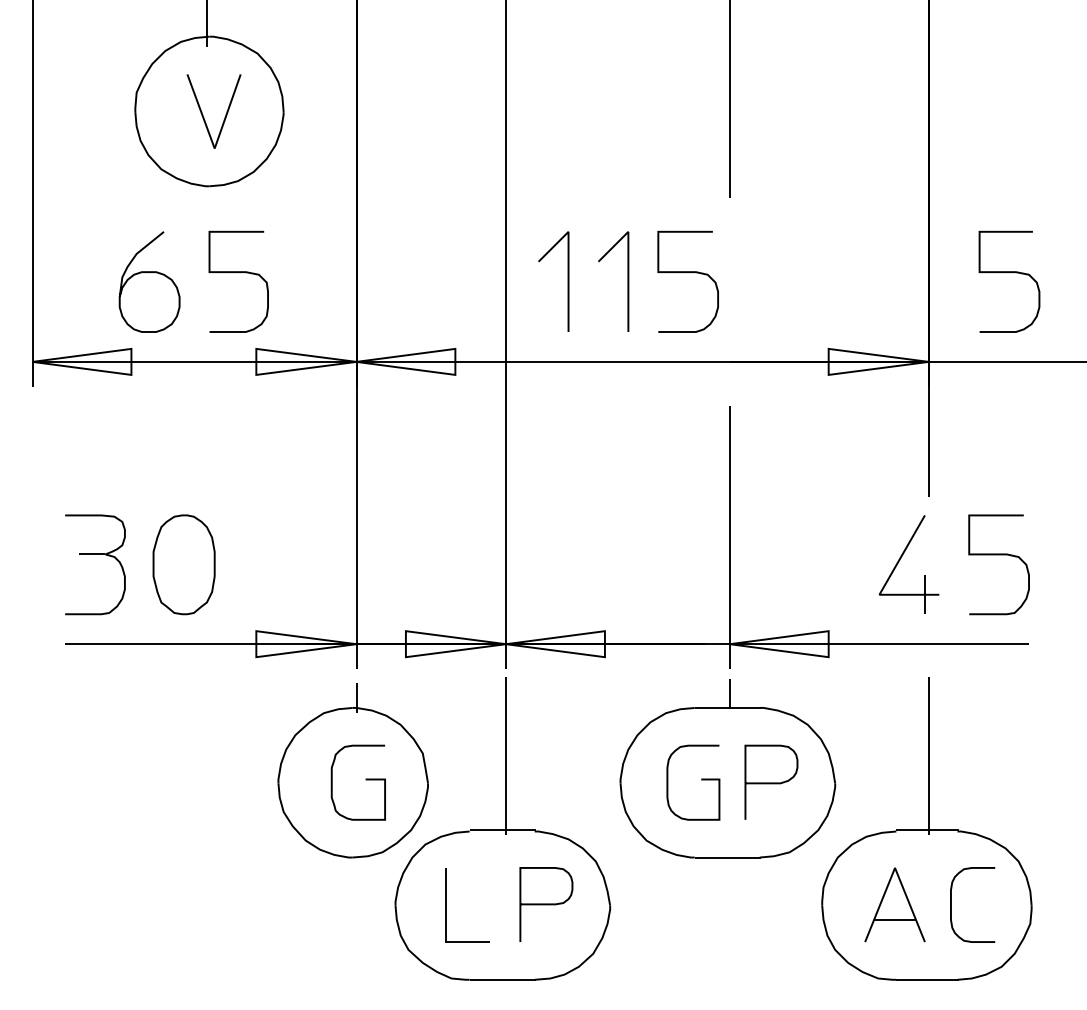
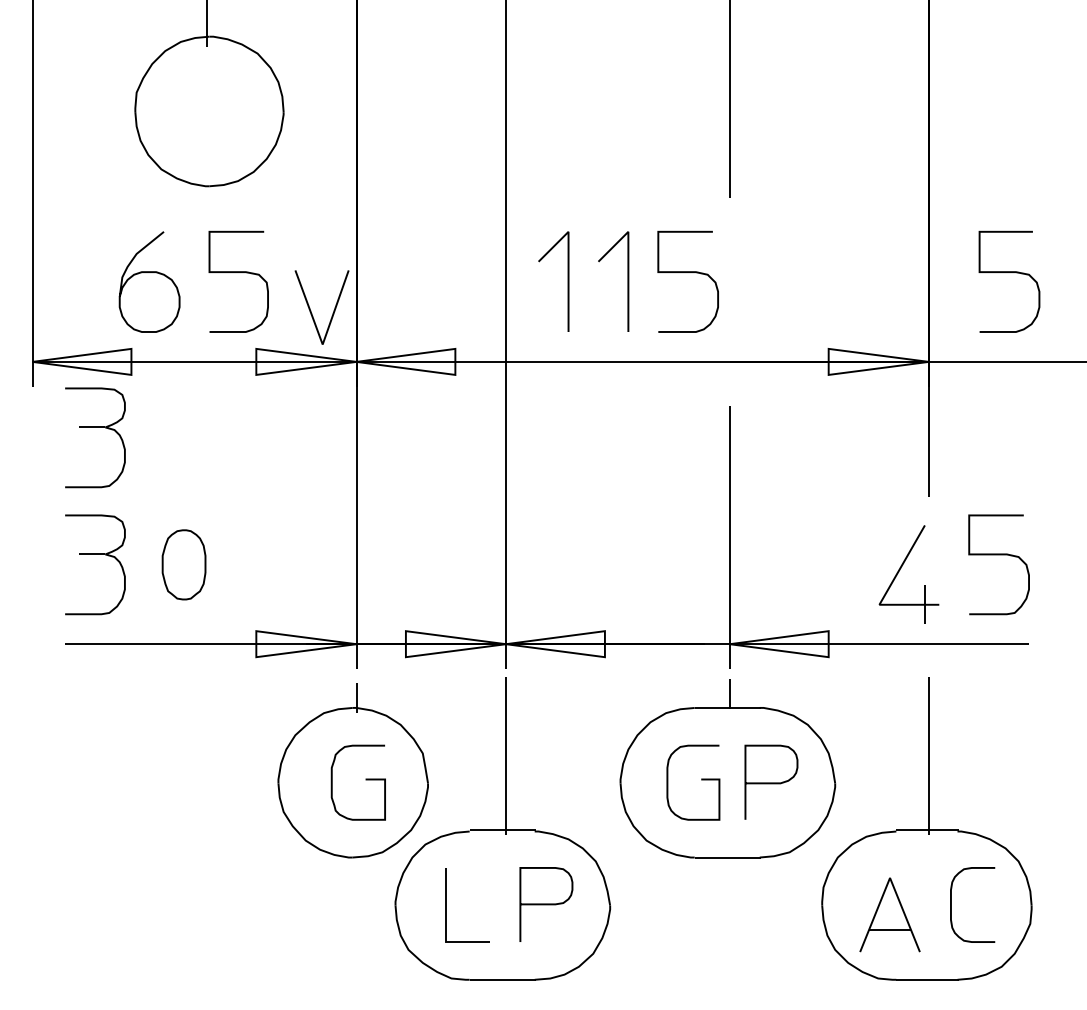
curve position: (203, 114) -> (311, 310) (311, 310)
part: none -> present (95, 427)
part position: (900, 560) -> (900, 570) (900, 570)
part size: 64x102 px -> 46x72 px (183, 564)
part position: (894, 904) -> (889, 914) (889, 914)
